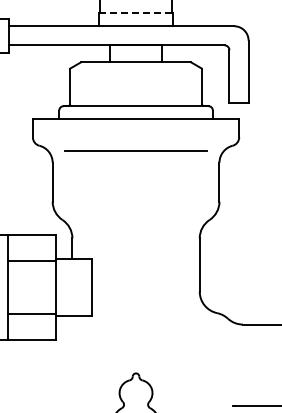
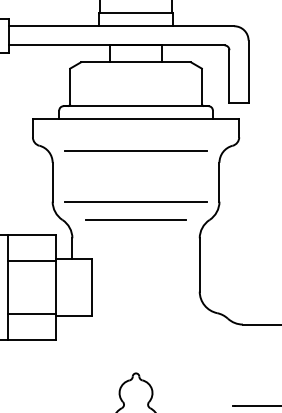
line: dashed -> solid (136, 13)
line: none -> present (135, 201)
line: none -> present (135, 219)
